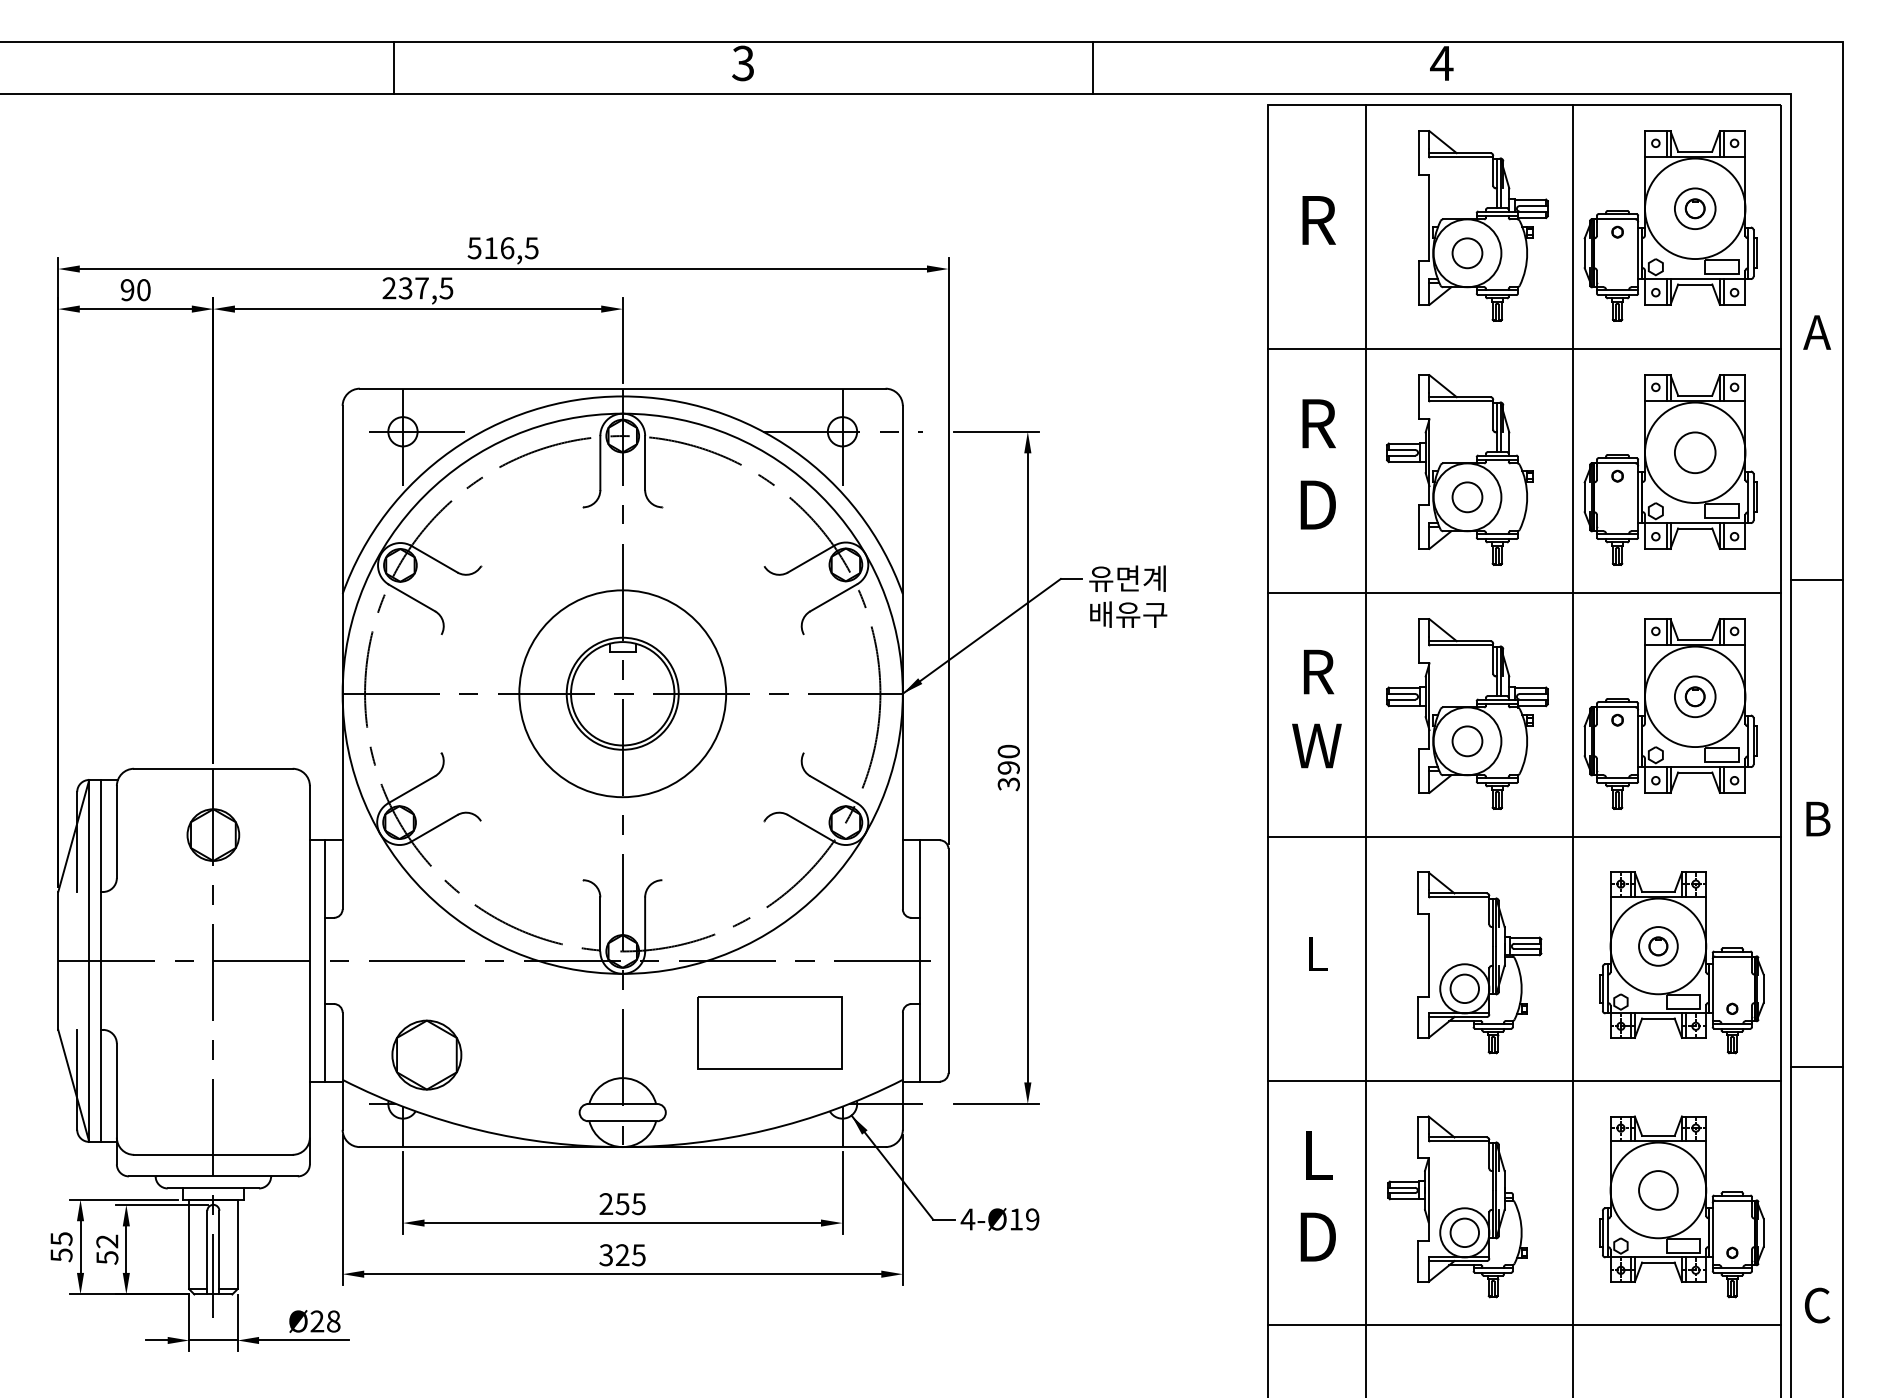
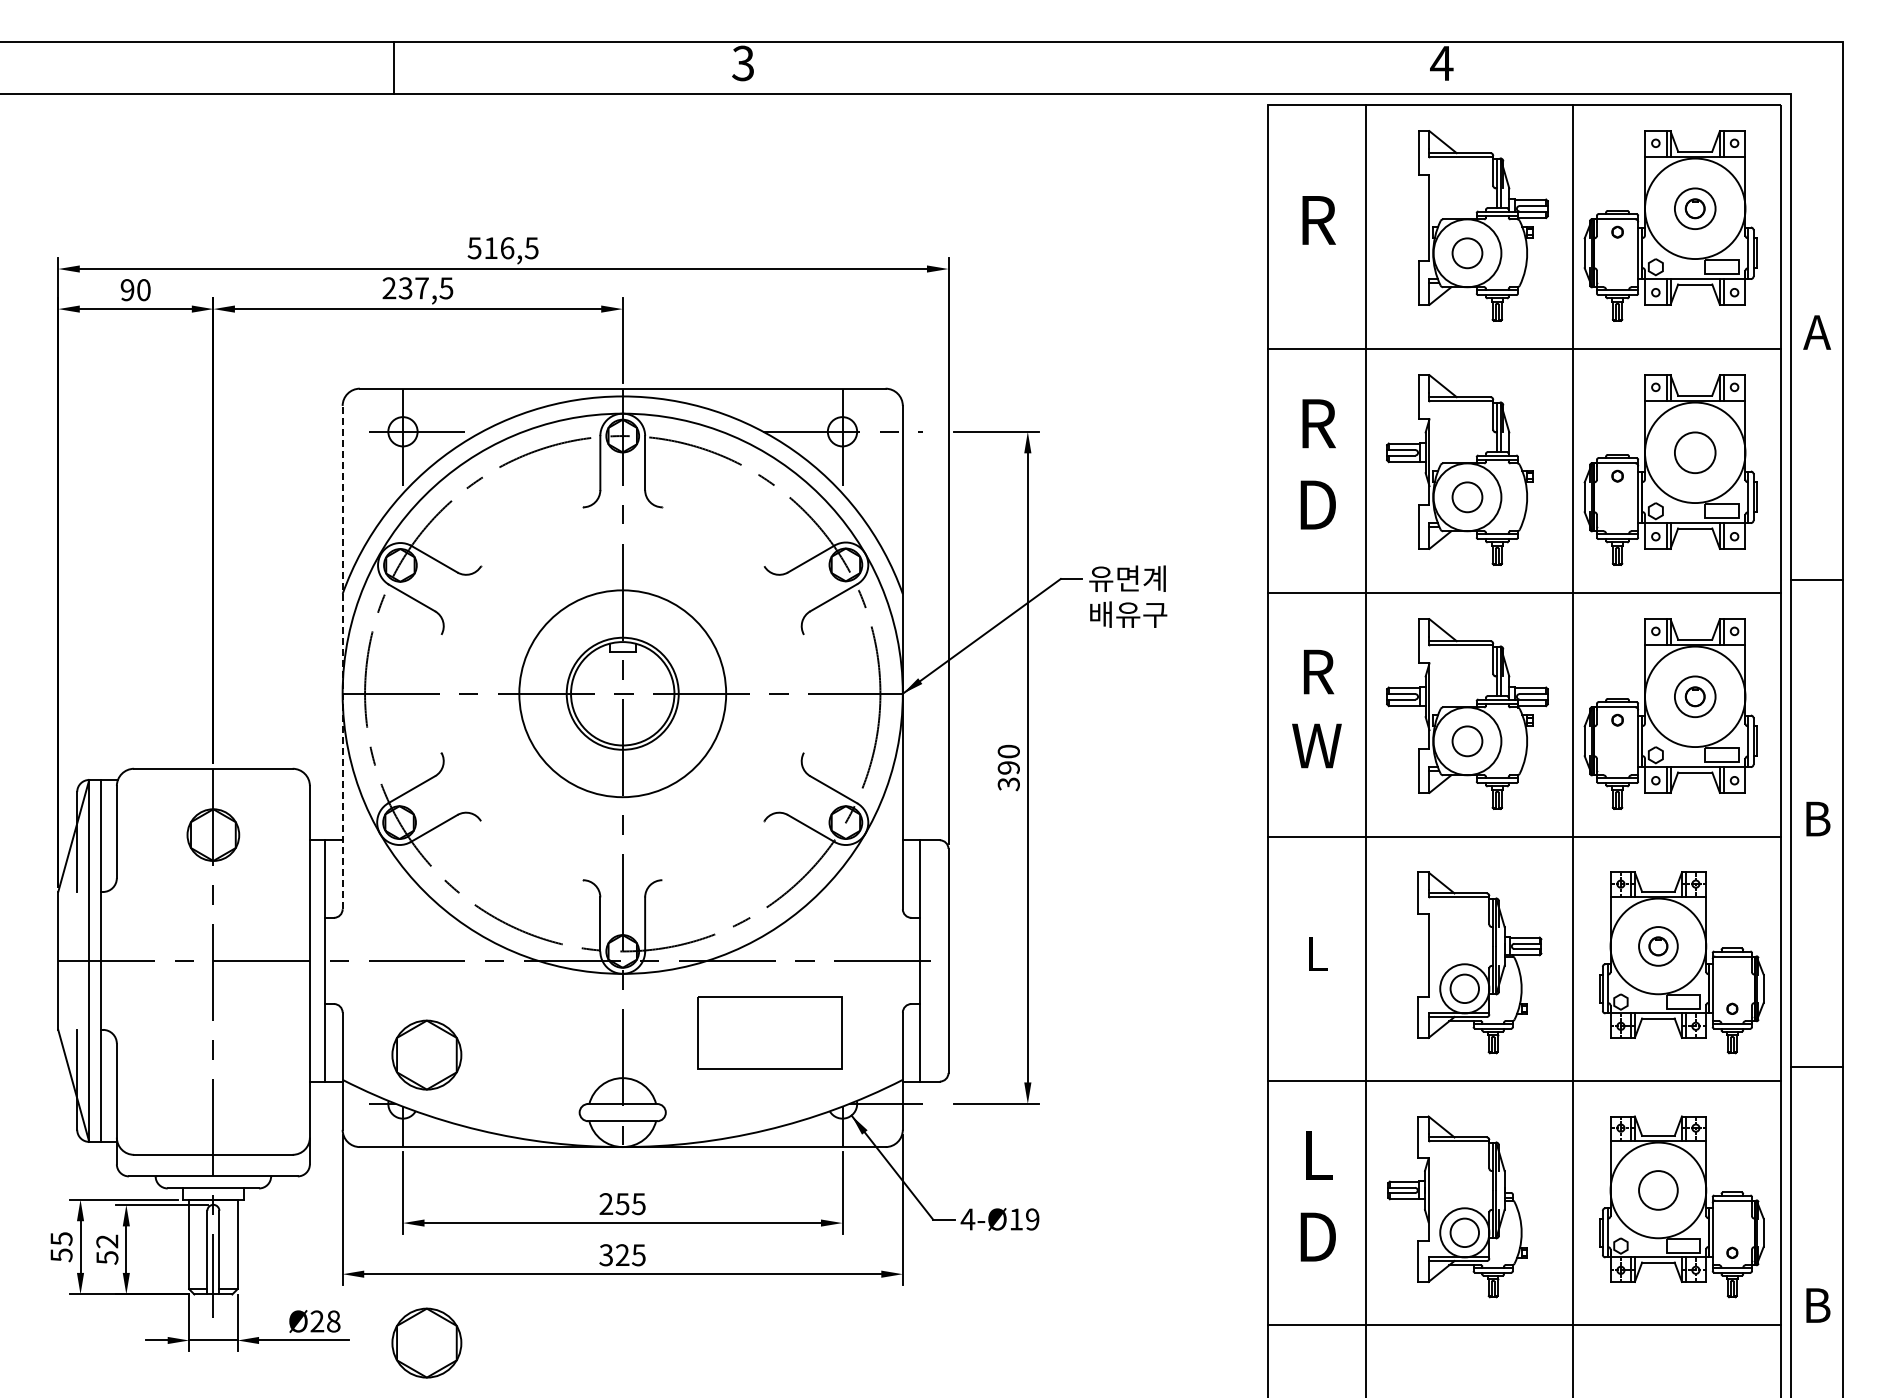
line: present -> none (1092, 67)
line: solid -> dashed (342, 657)
text: C -> B (1817, 1305)
part: none -> present (426, 1342)
